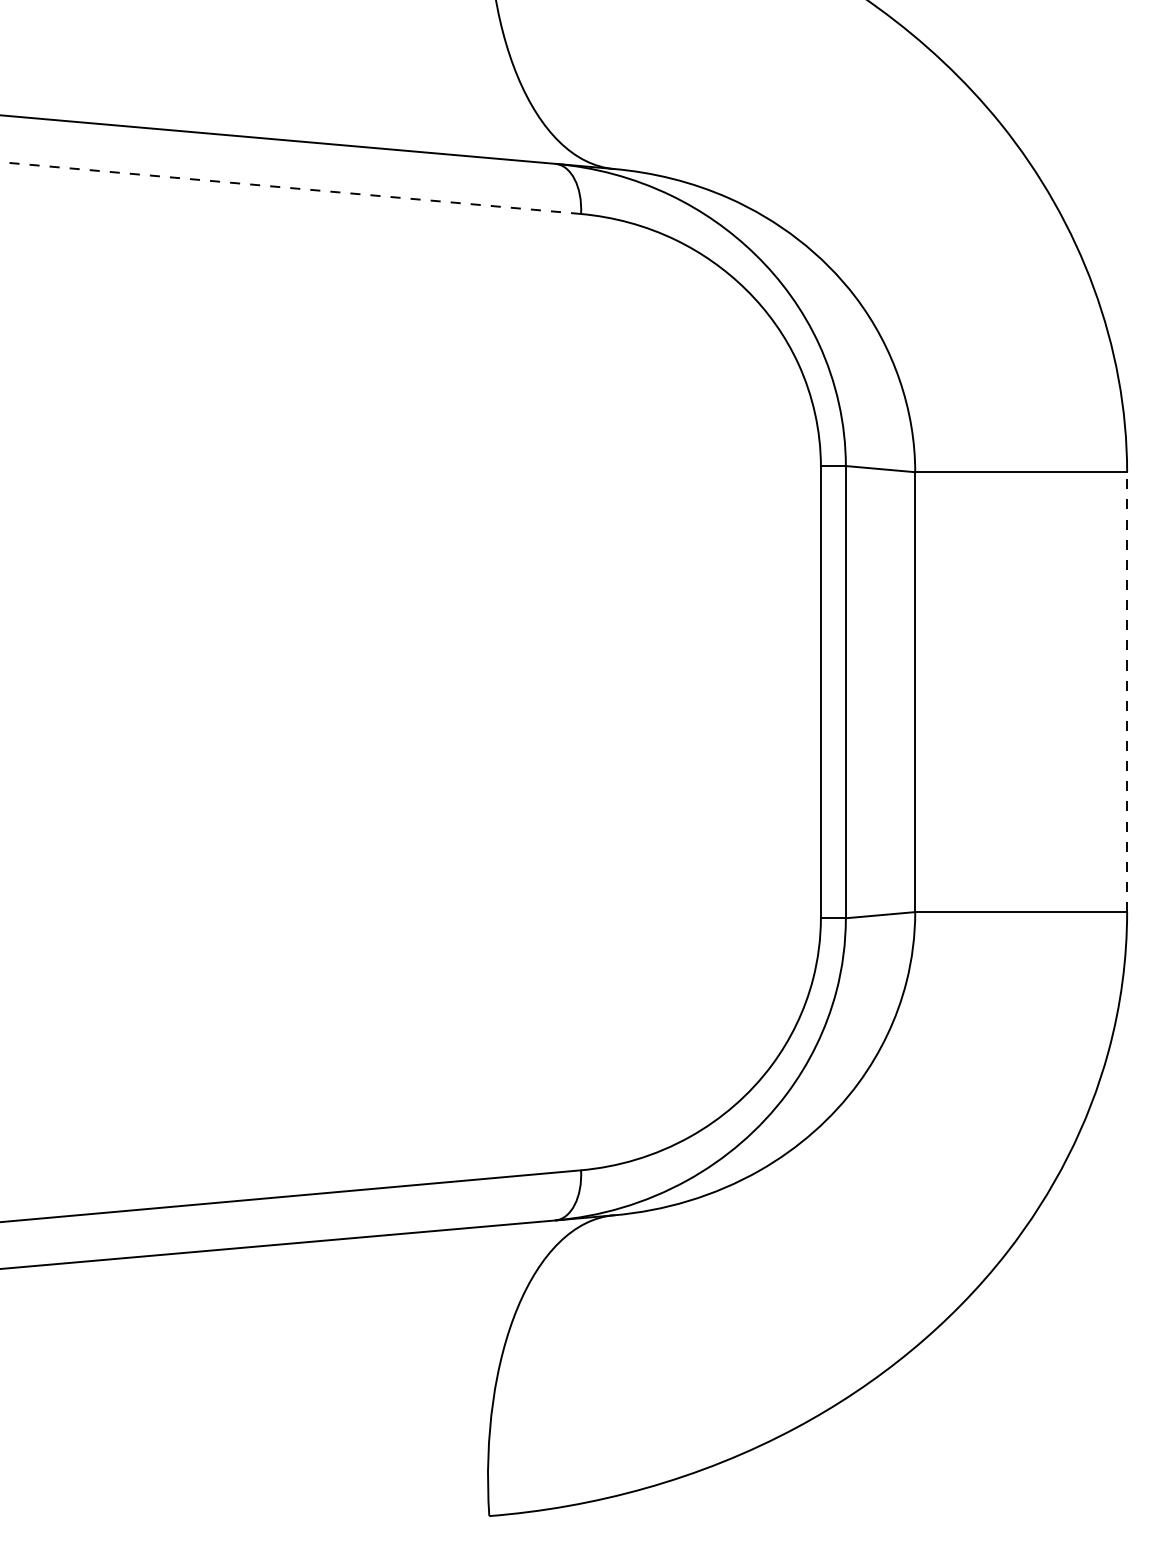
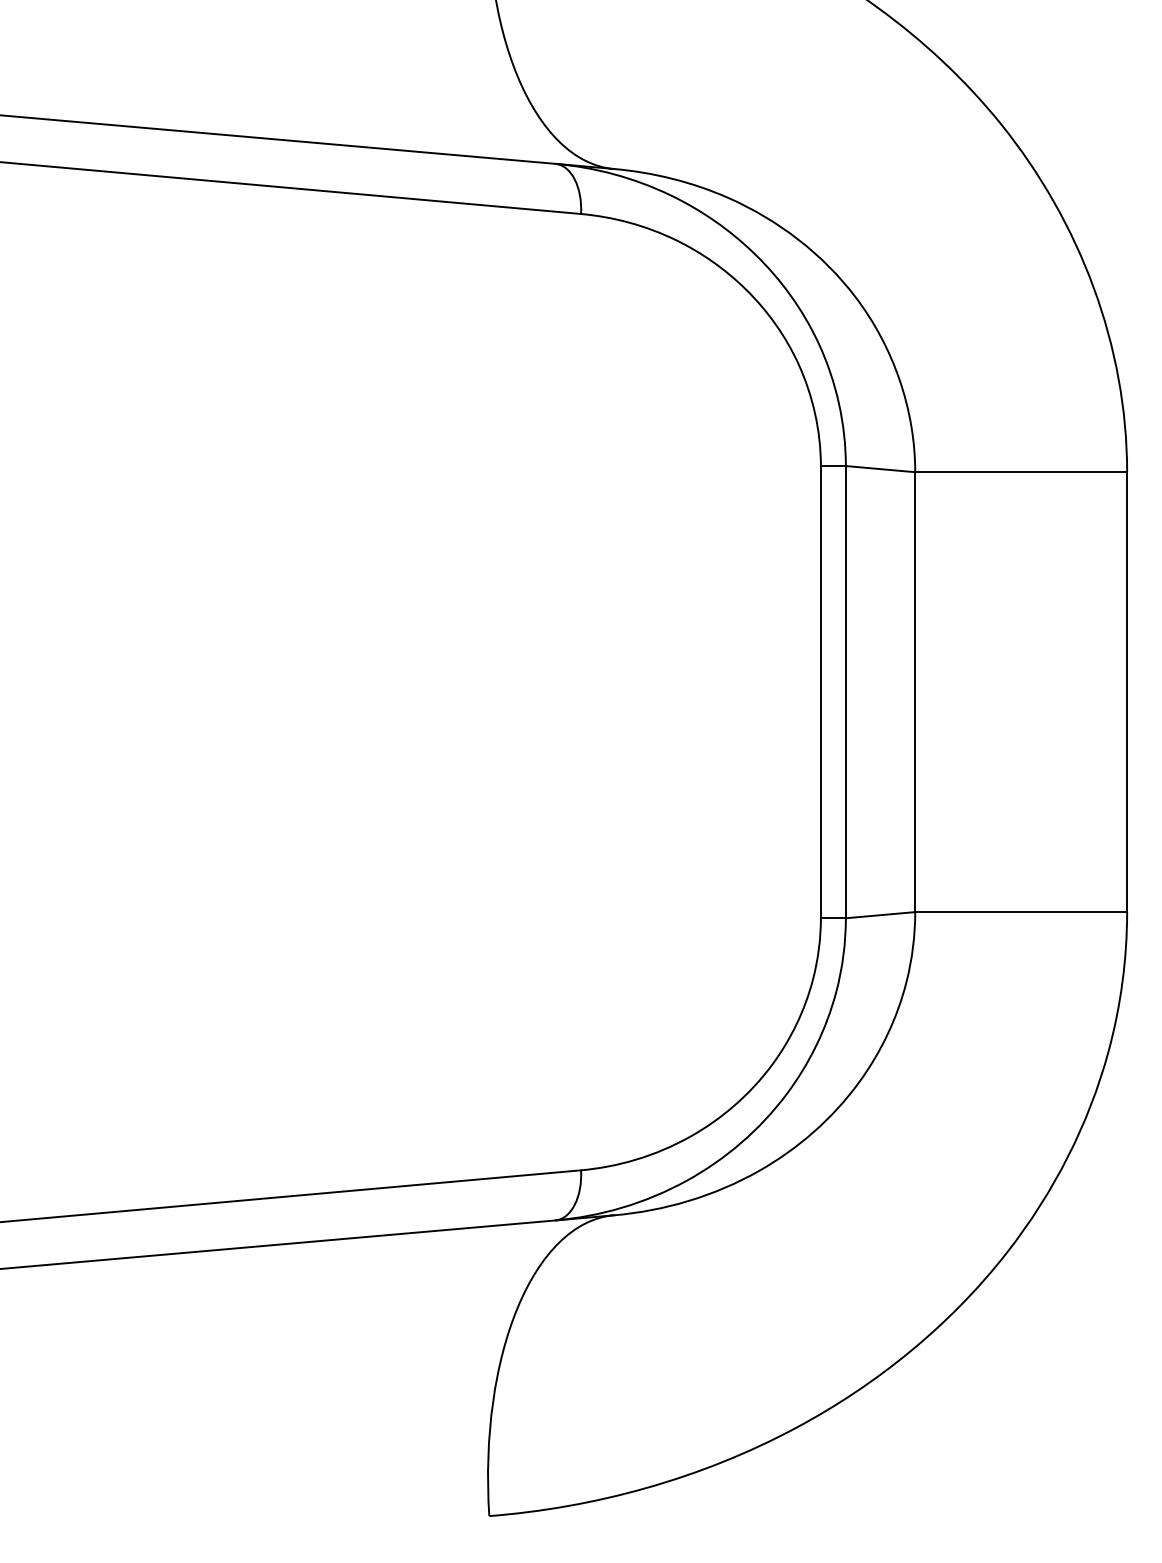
line: dashed -> solid (290, 188)
line: dashed -> solid (1127, 692)
